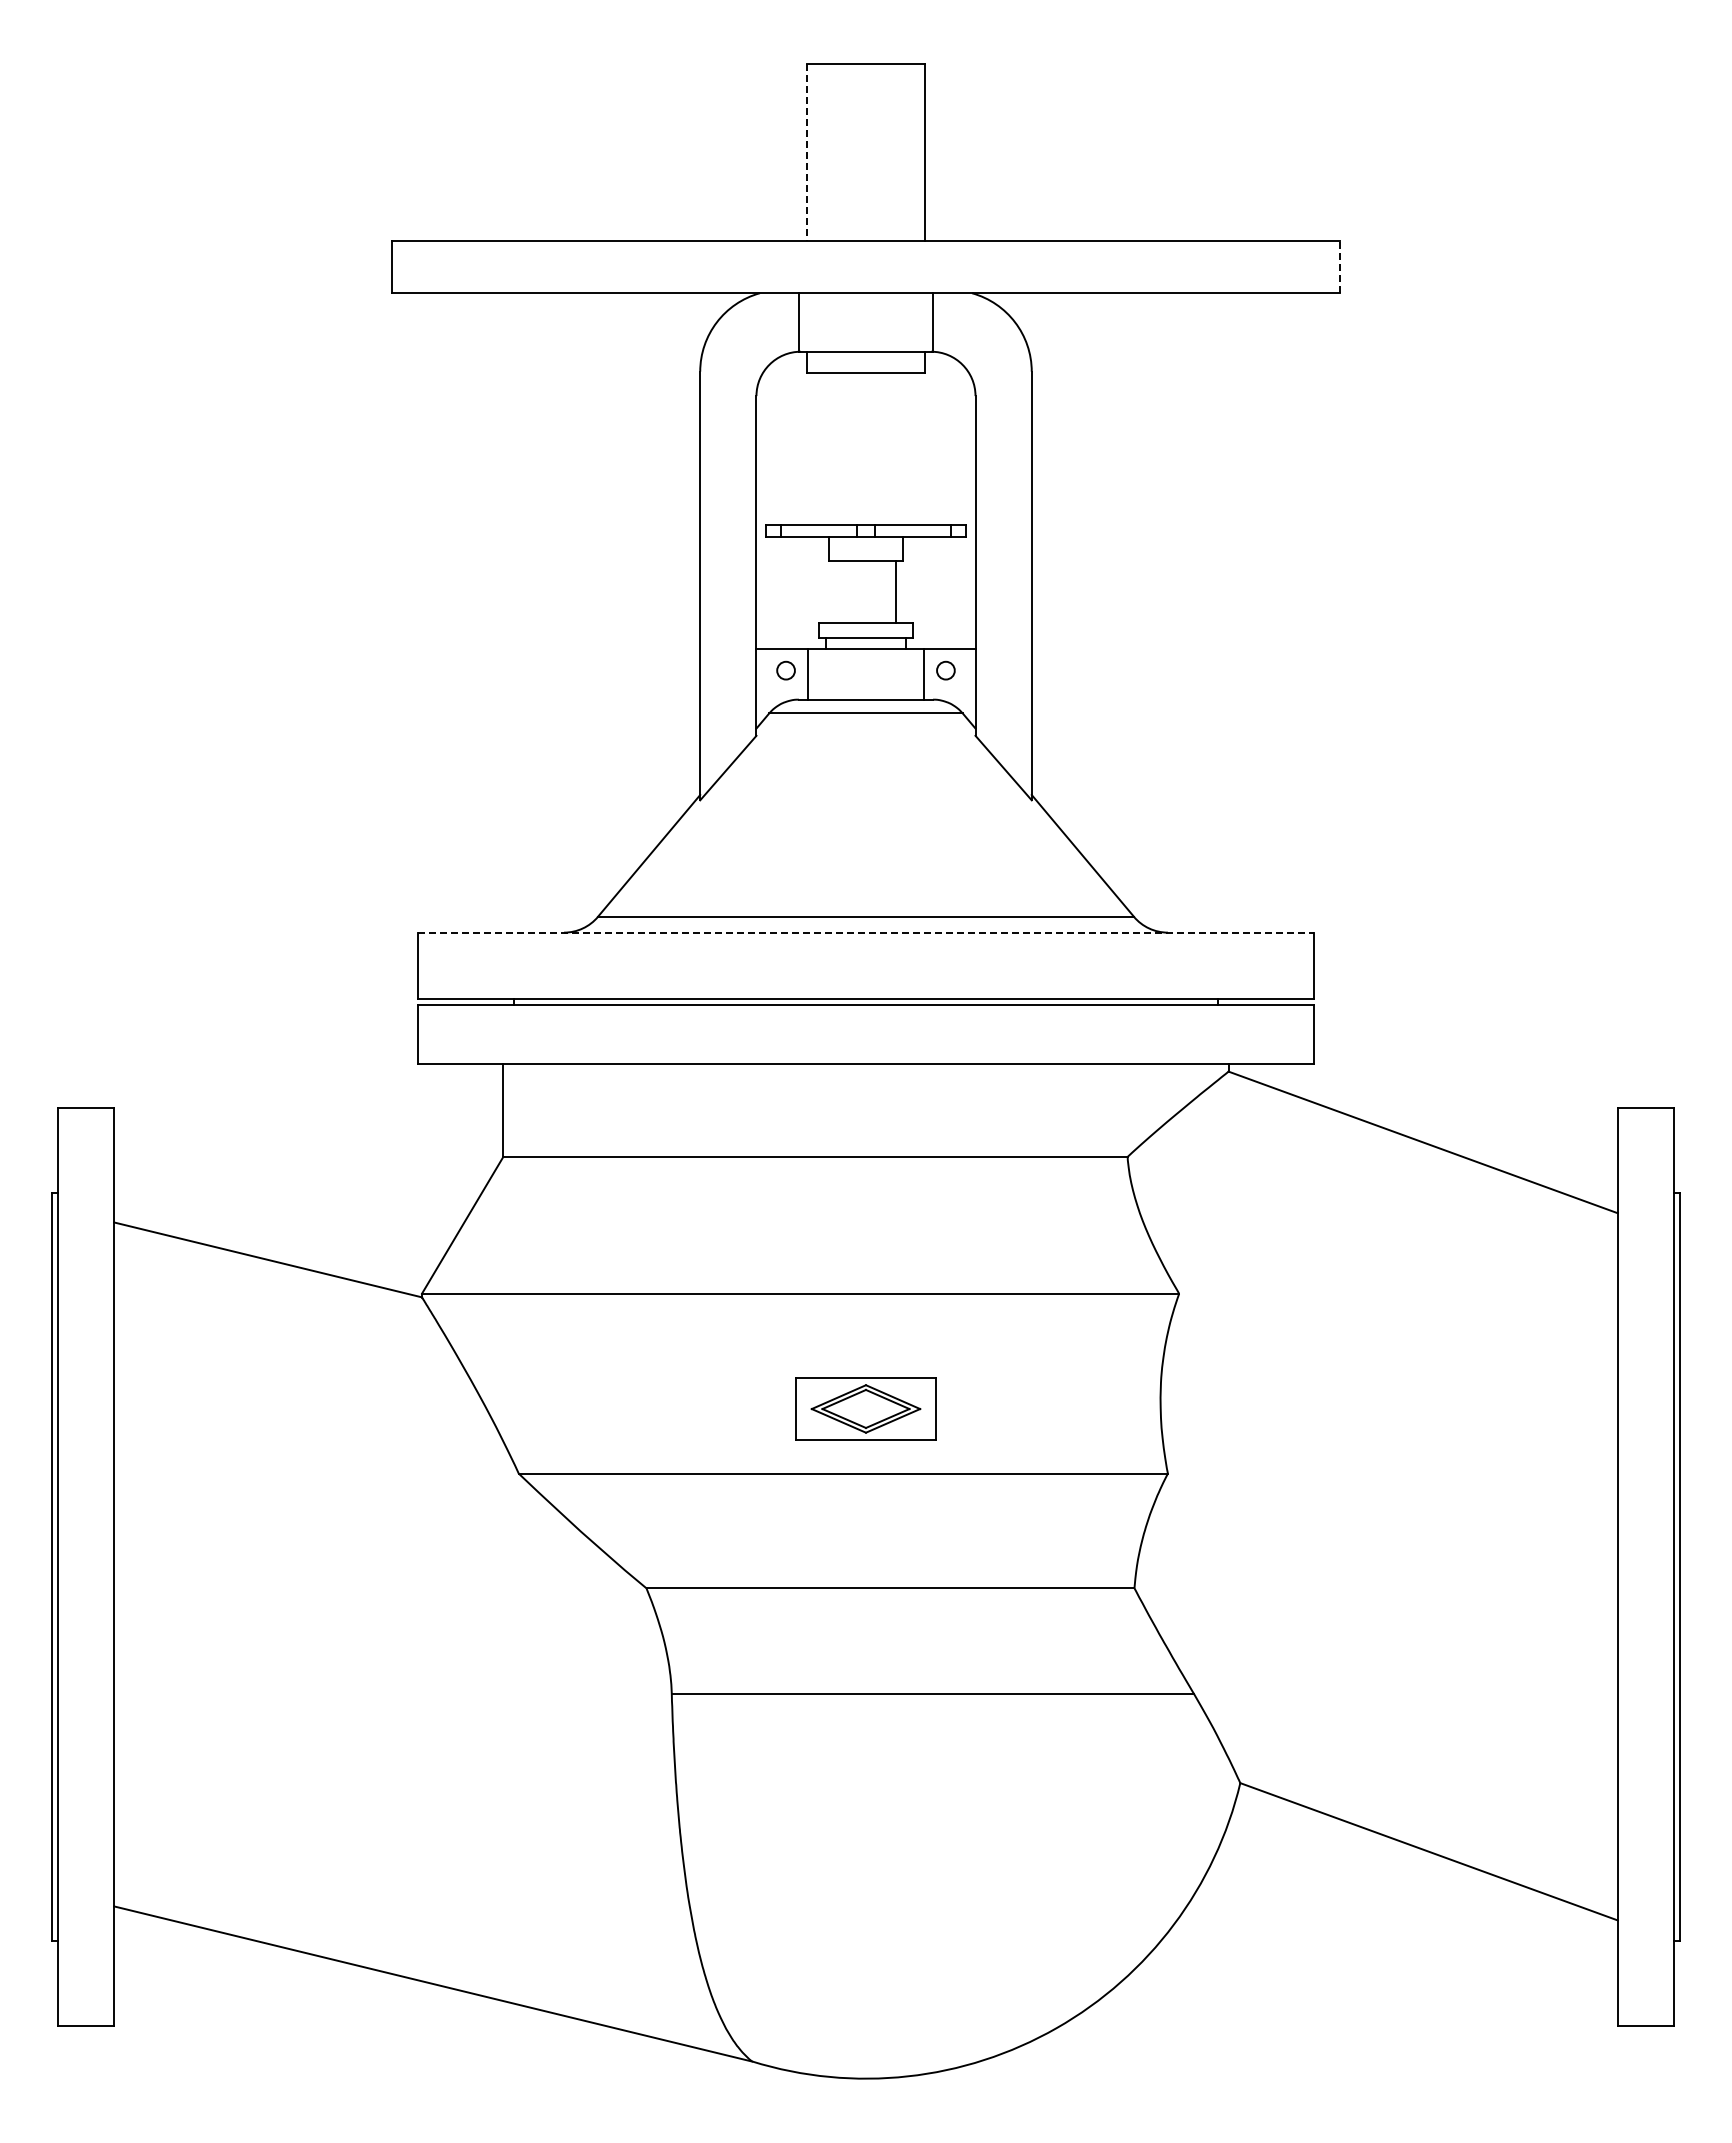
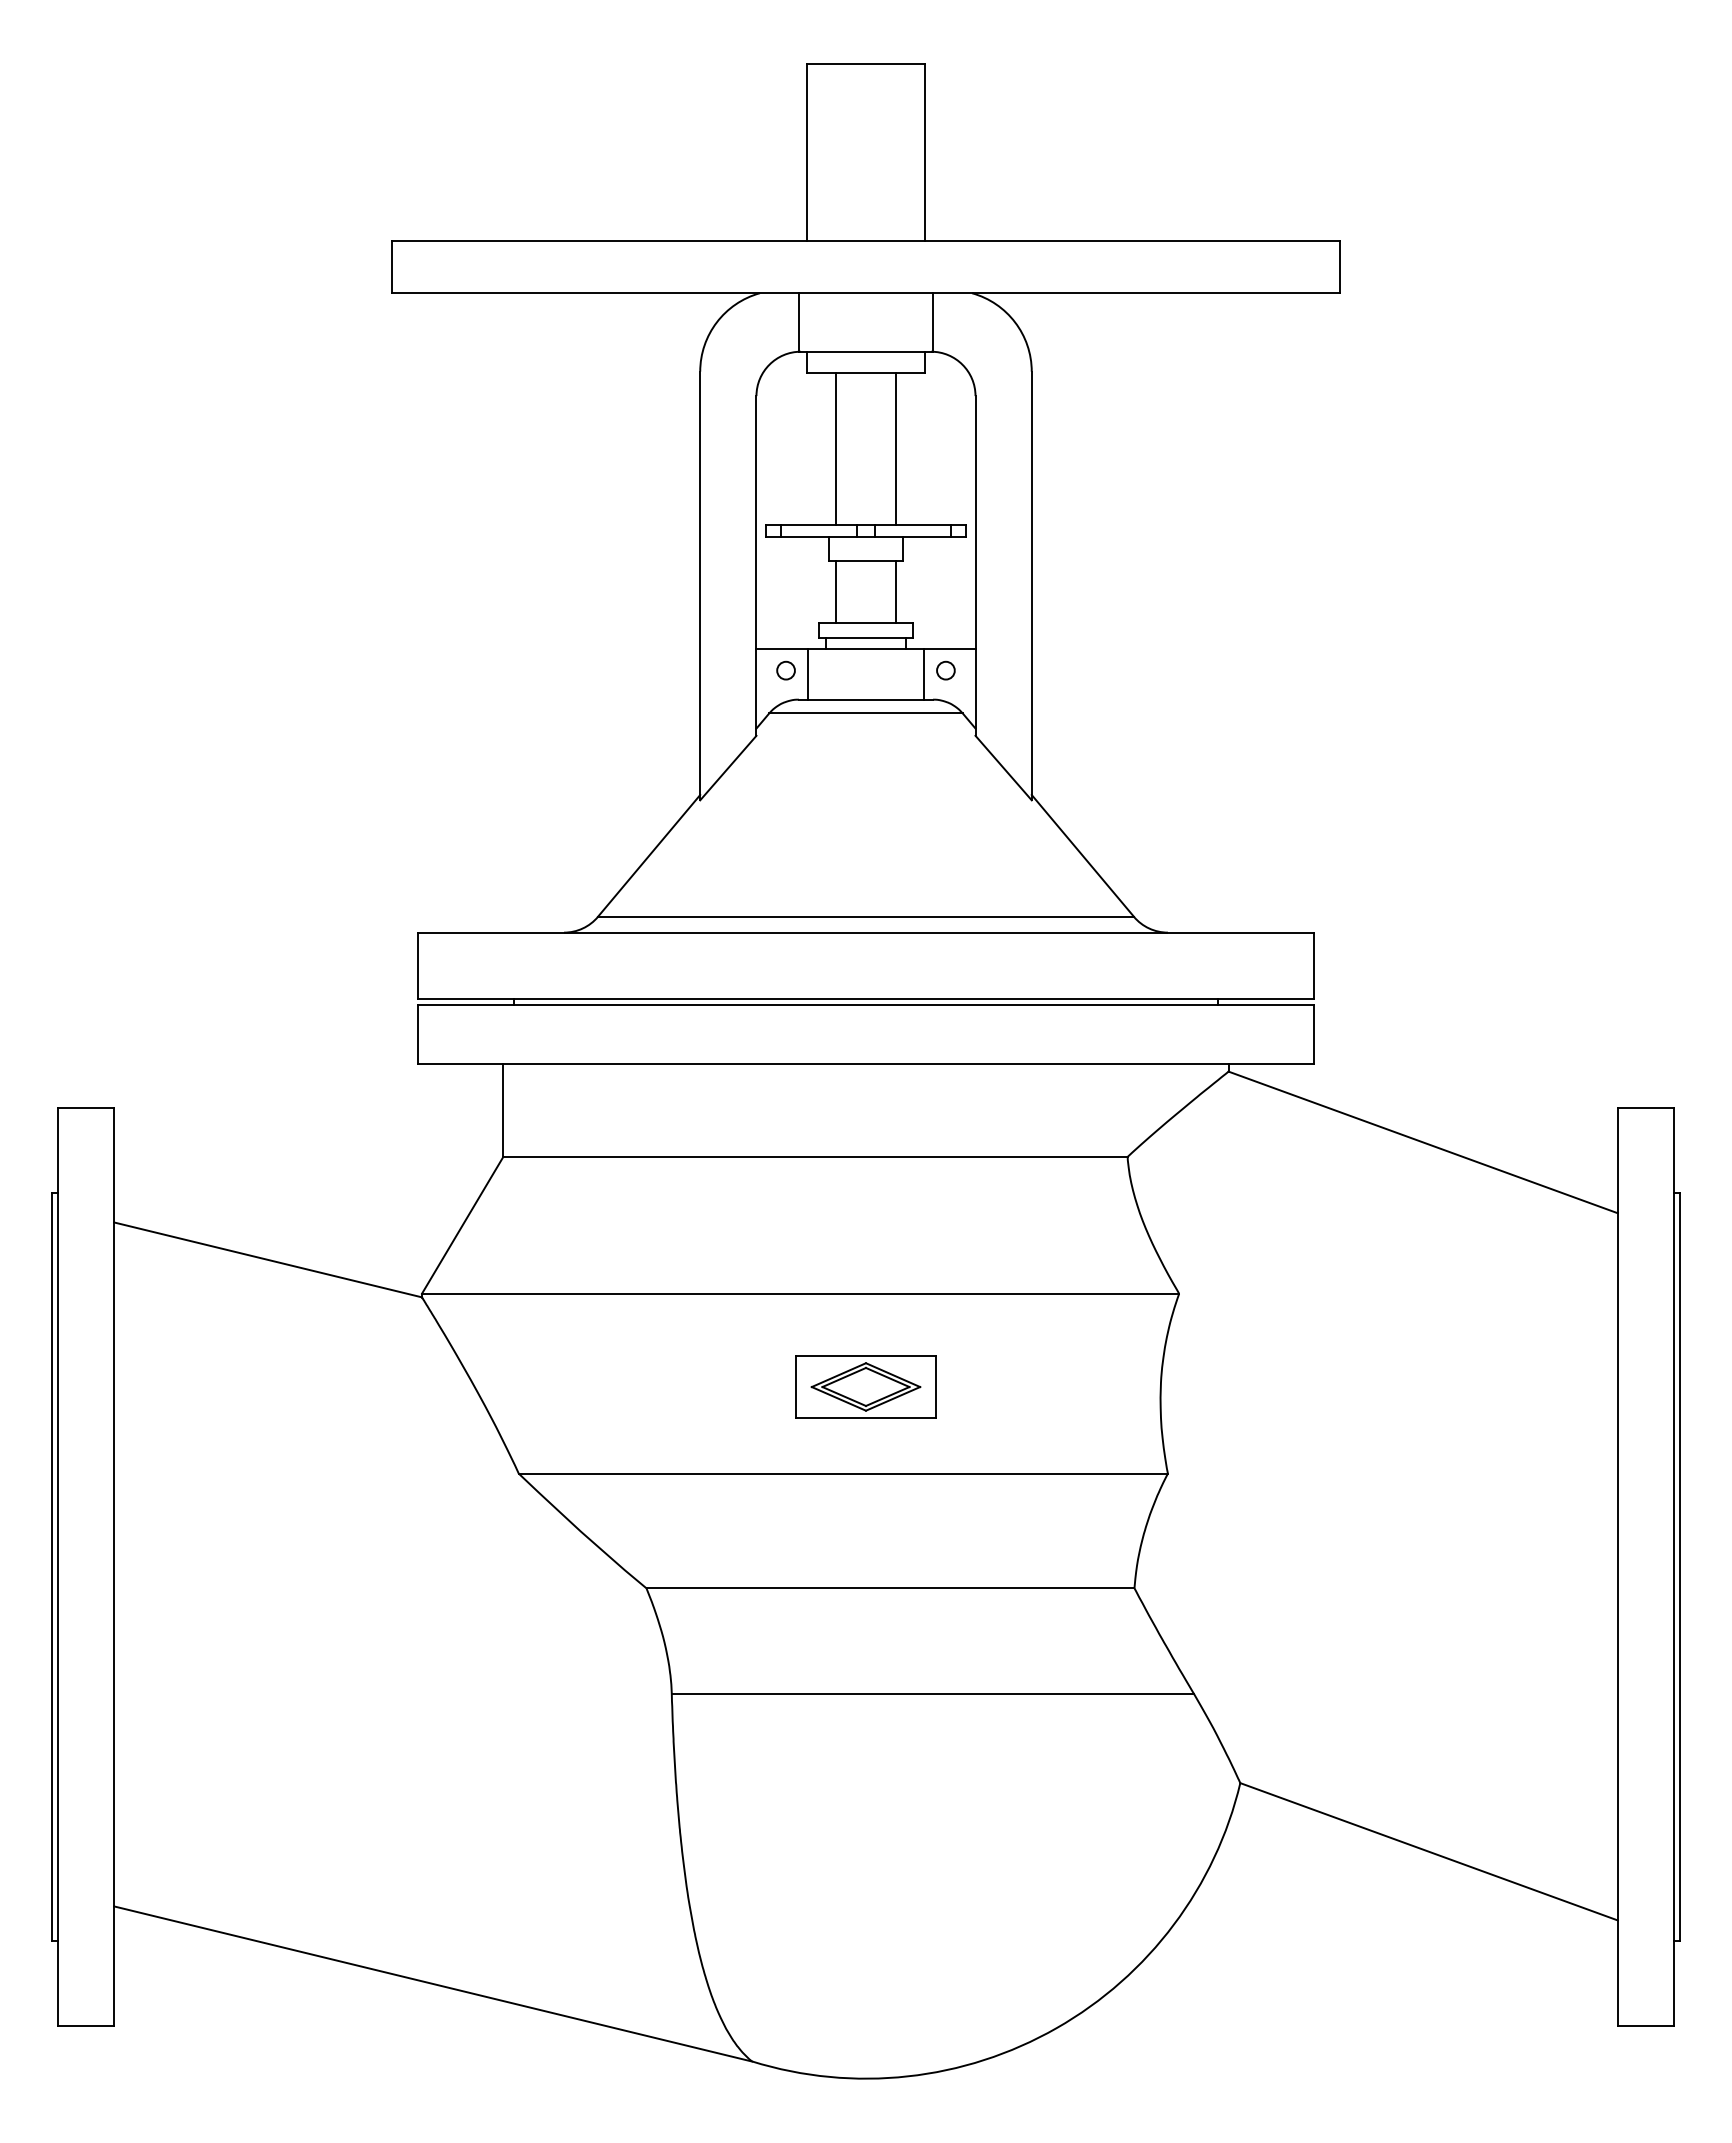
line: dashed -> solid (806, 152)
line: dashed -> solid (1339, 267)
line: none -> present (836, 448)
line: none -> present (895, 448)
line: none -> present (836, 592)
line: dashed -> solid (866, 932)
part position: (865, 1408) -> (865, 1386) (865, 1386)
